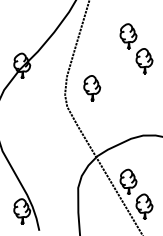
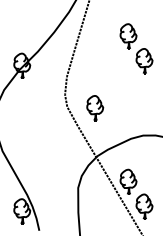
part position: (92, 88) -> (95, 108) (95, 108)
